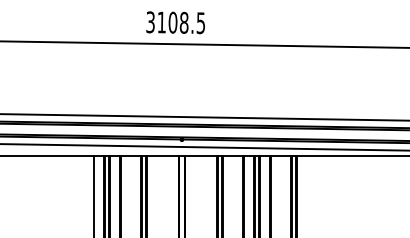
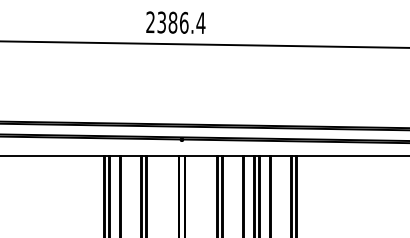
text: 3108.5 -> 2386.4 (175, 22)
line: present -> none (204, 117)
line: present -> none (204, 147)
line: present -> none (94, 194)
